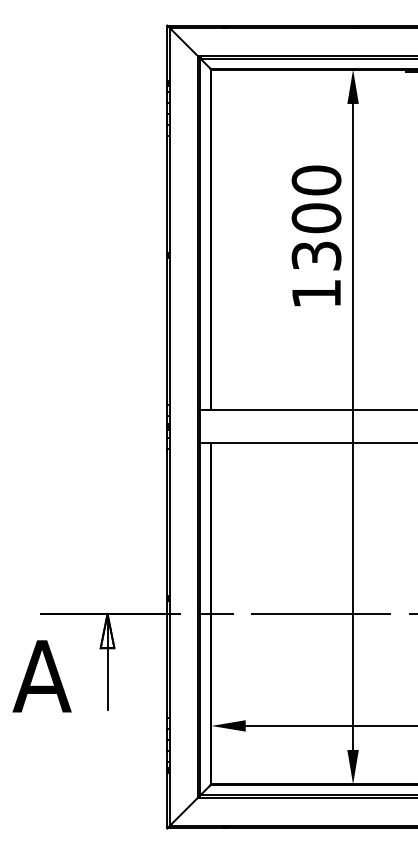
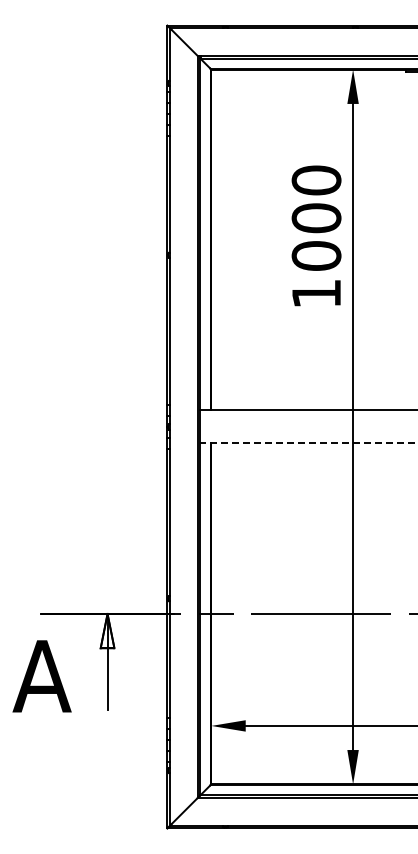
text: 1300 -> 1000 (316, 255)
line: solid -> dashed (308, 443)
